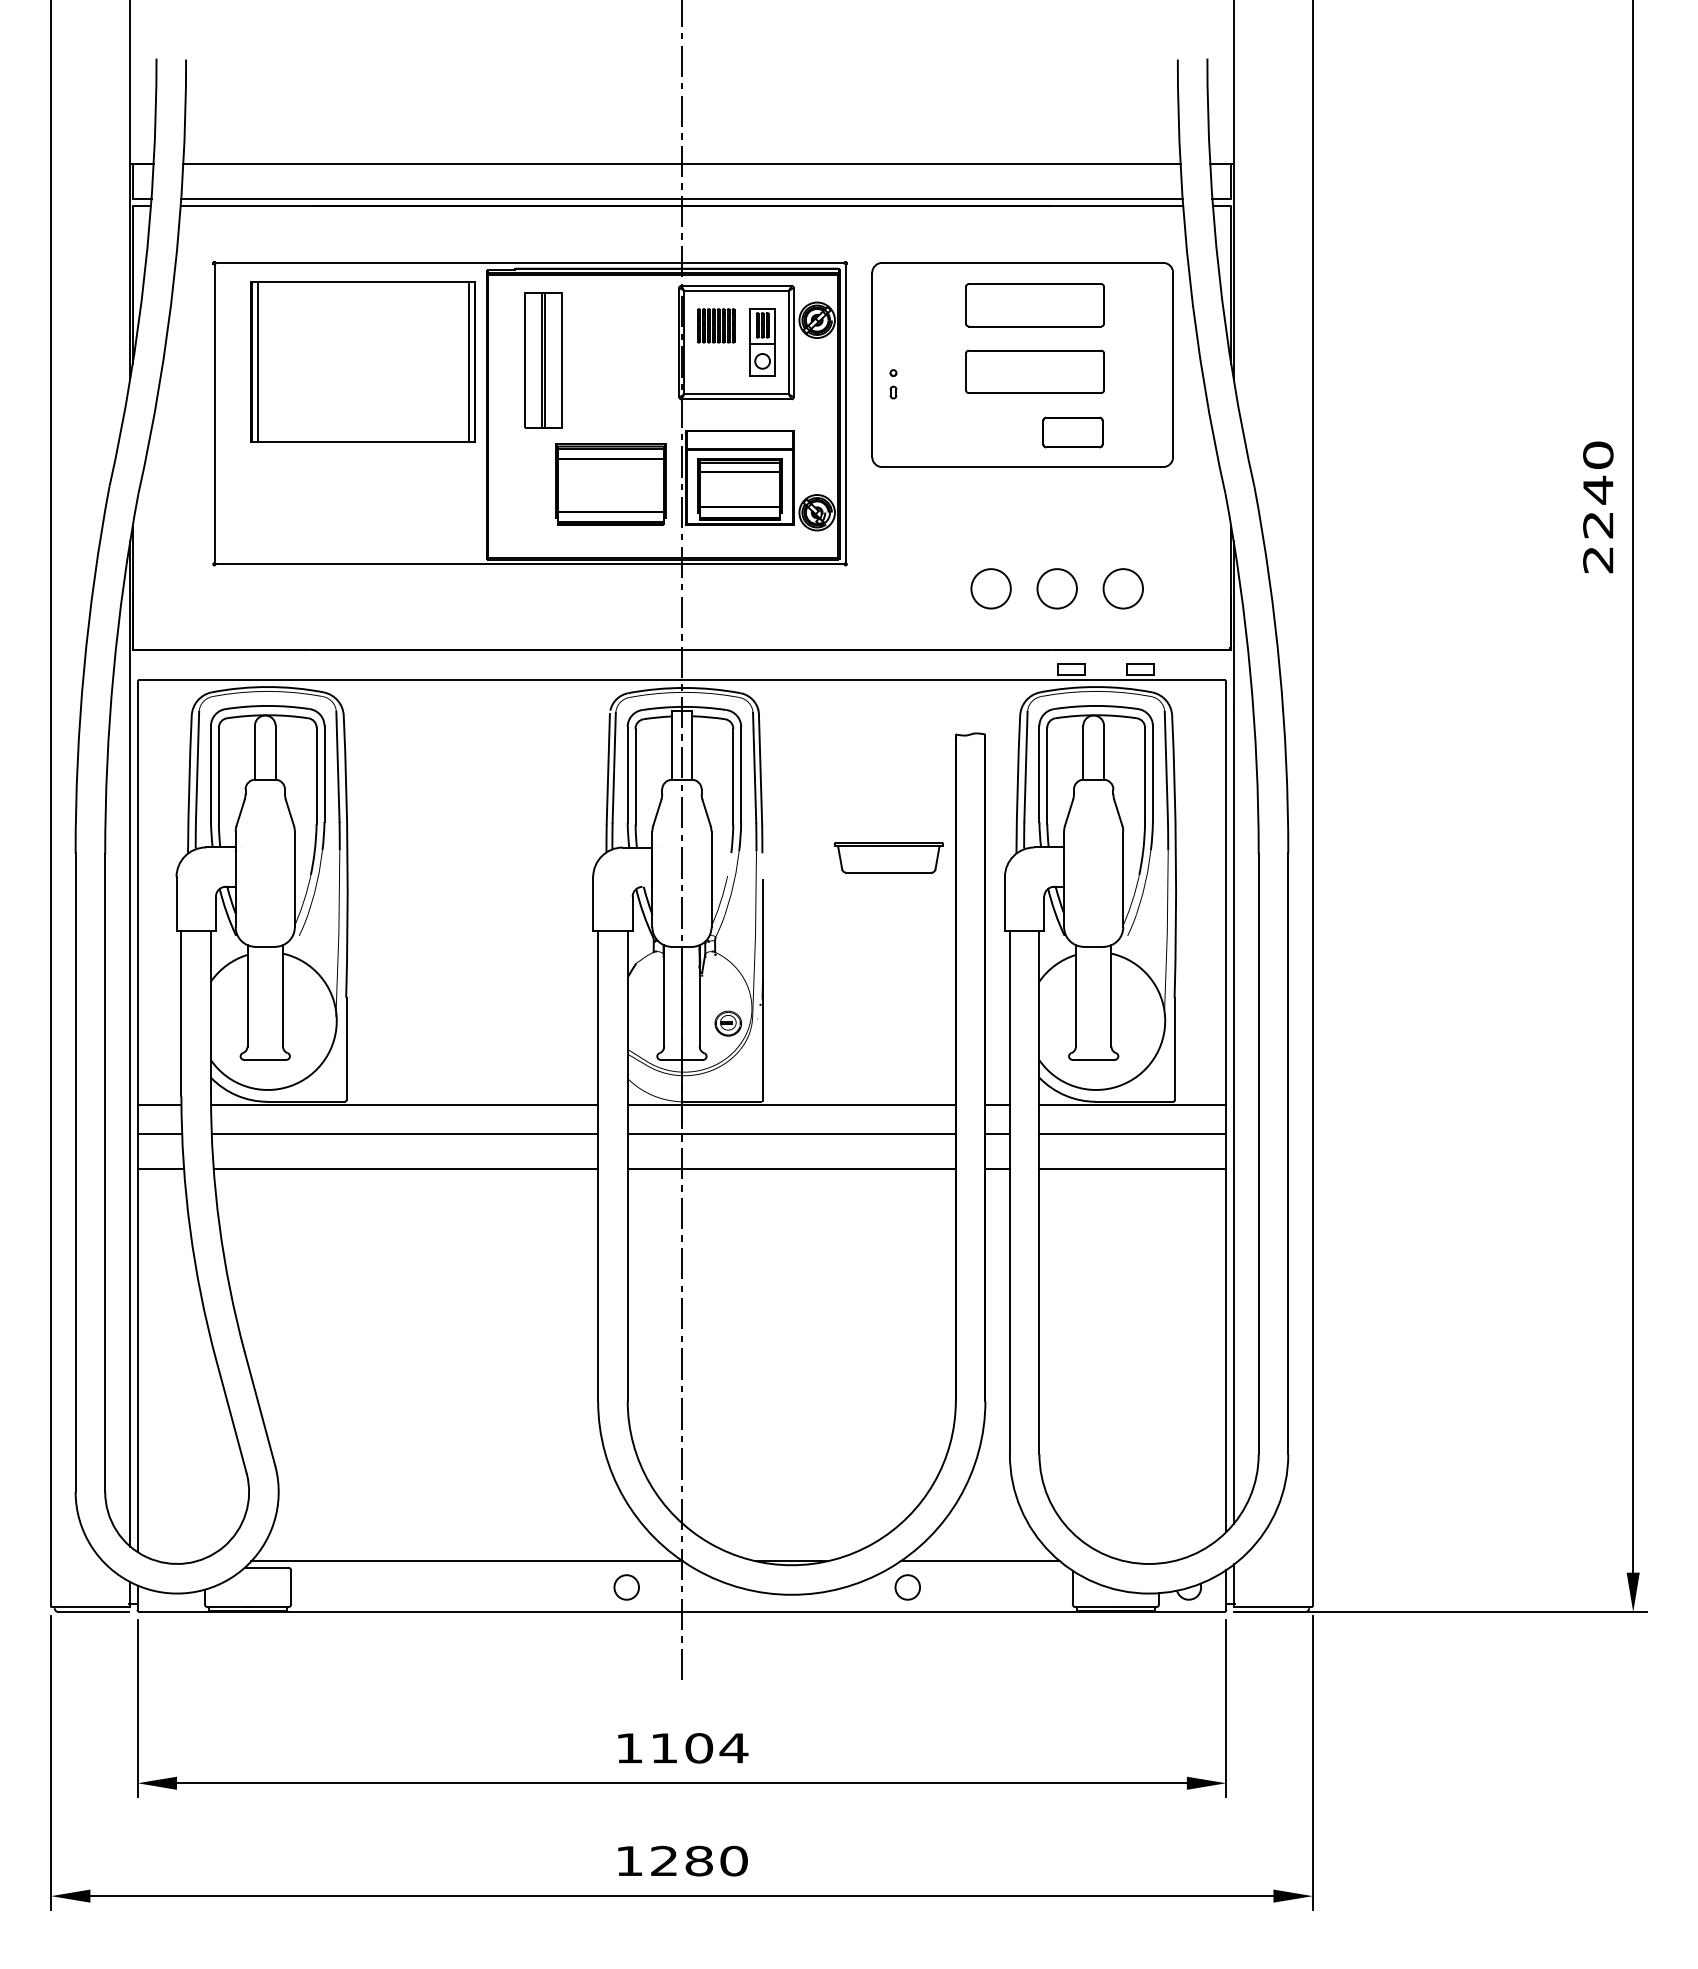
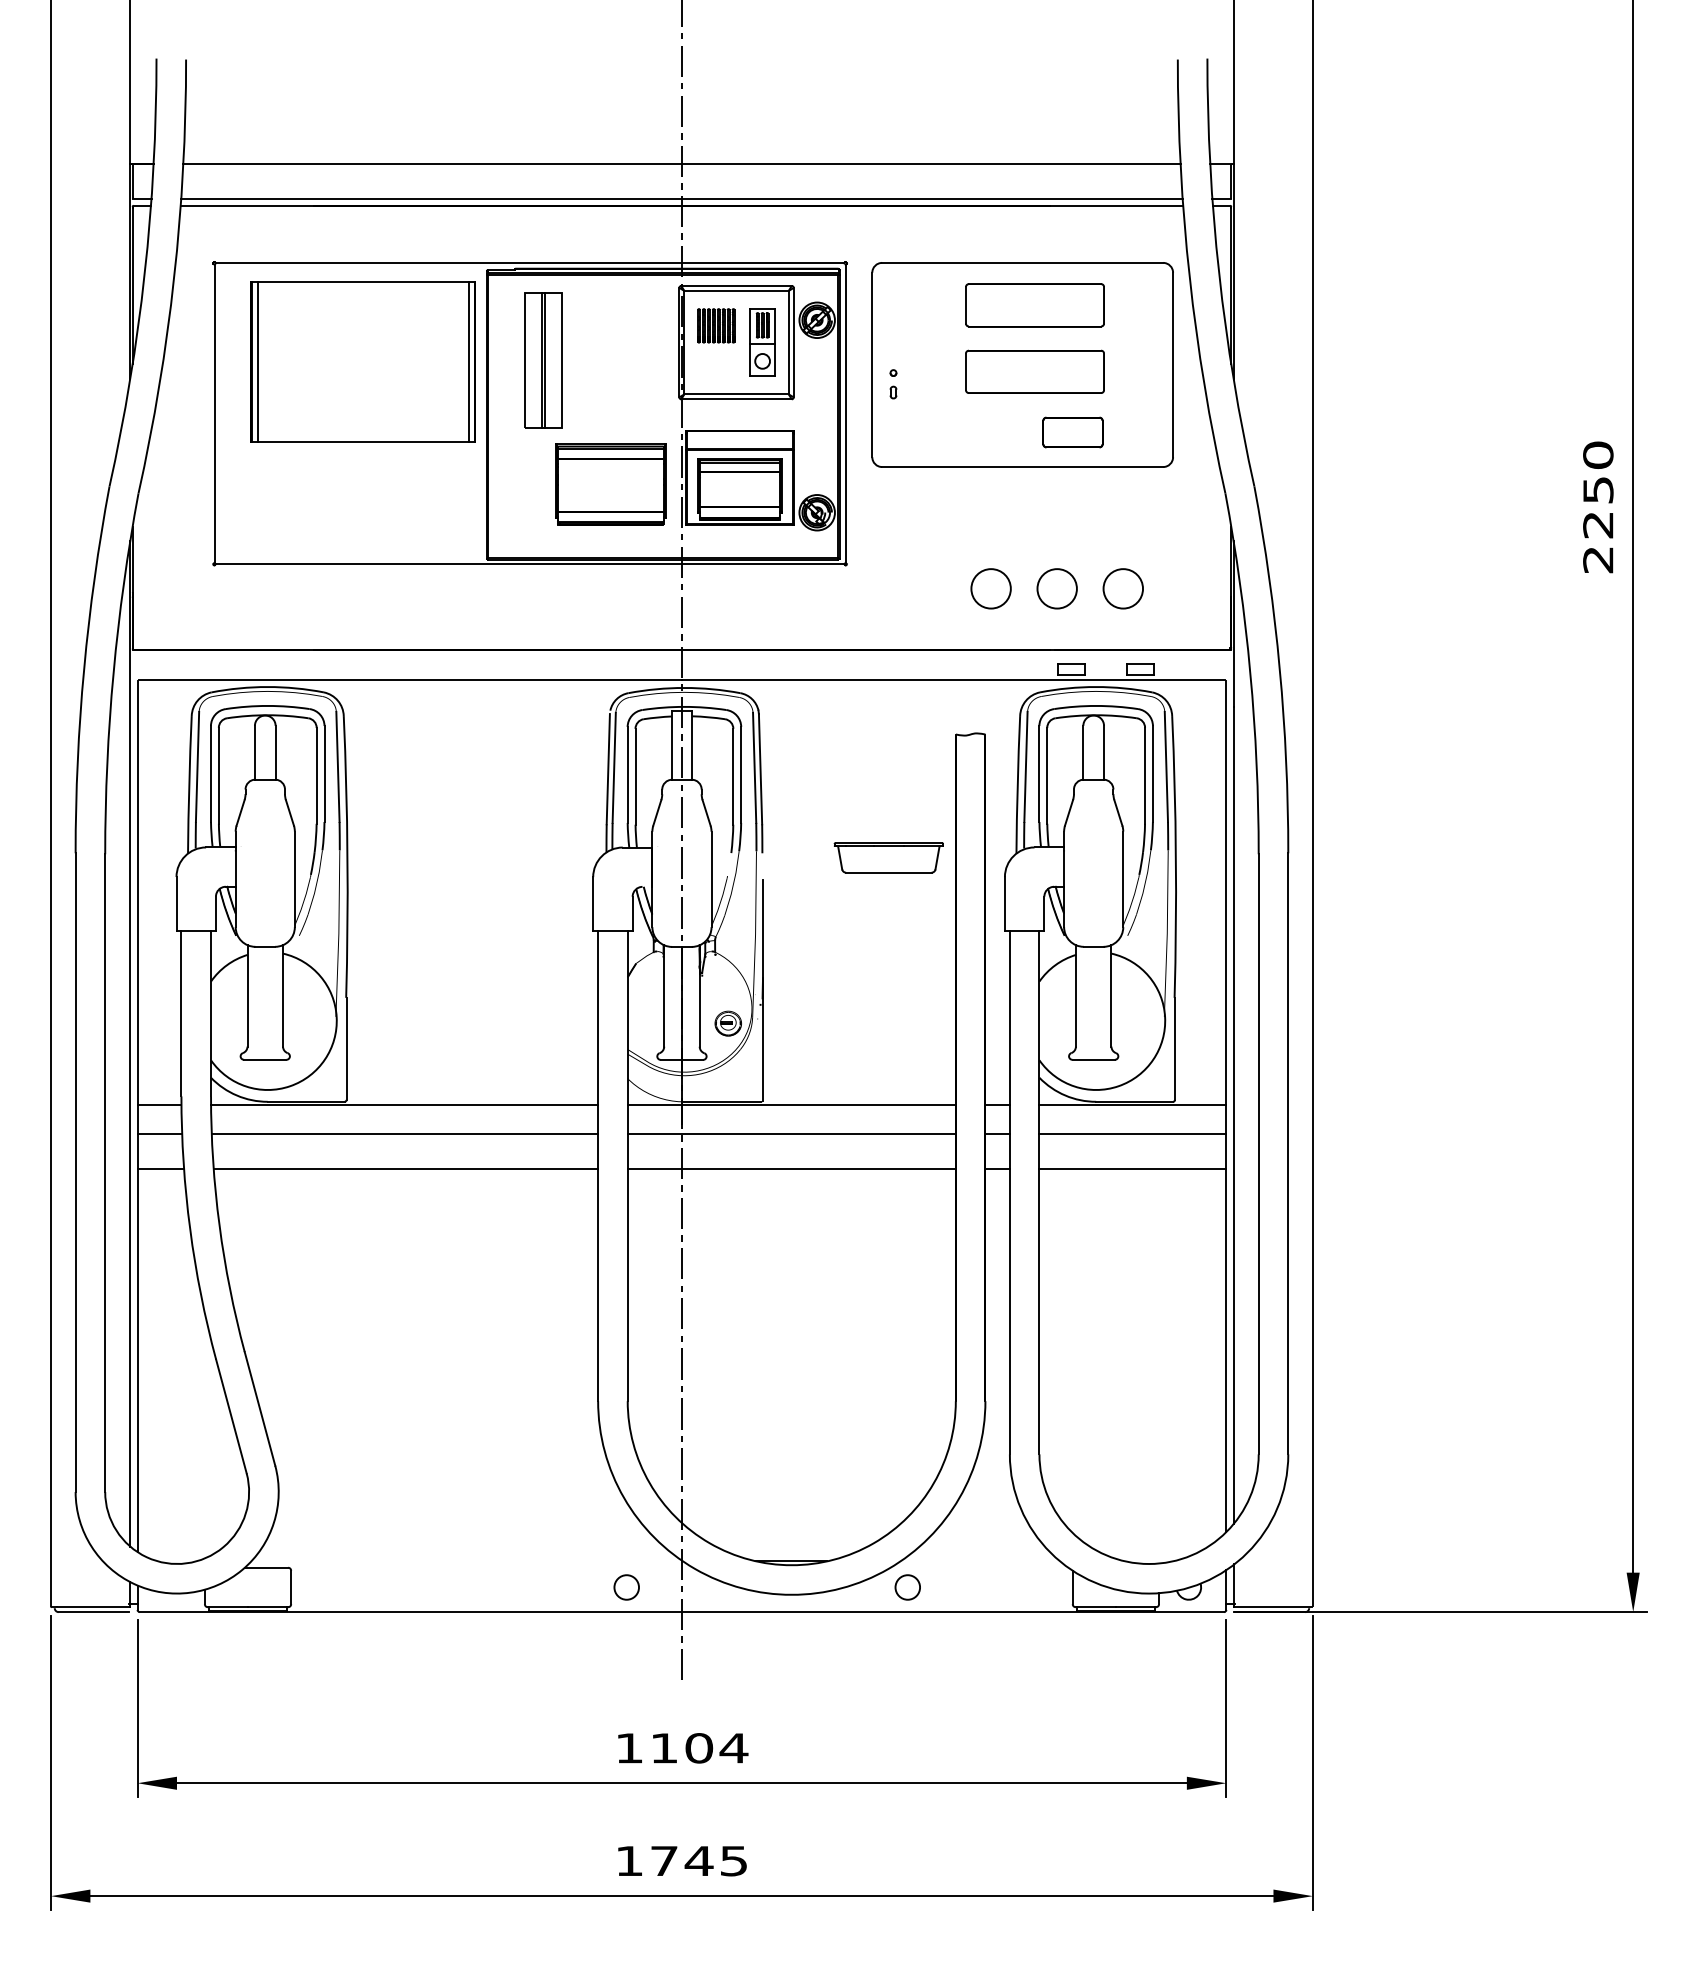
text: 2240 -> 2250 (1598, 489)
line: present -> none (466, 1561)
line: present -> none (980, 1561)
text: 1280 -> 1745 (699, 1860)
